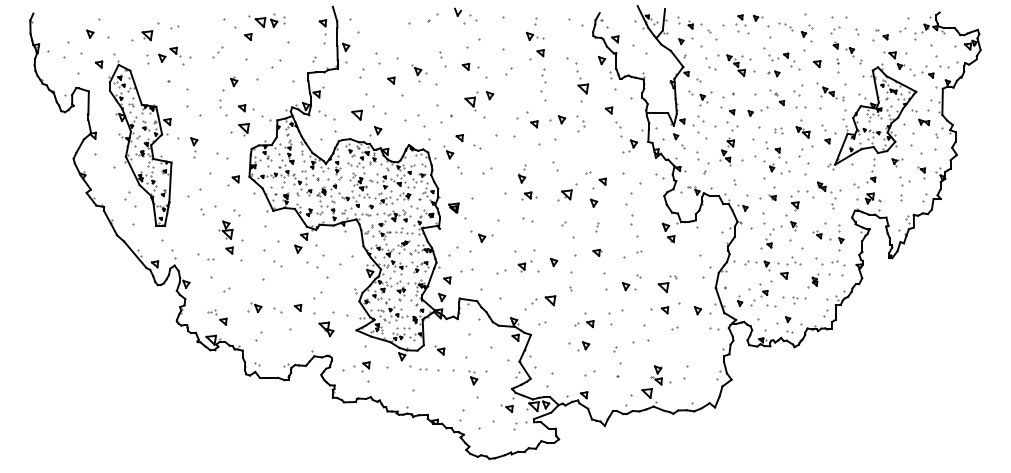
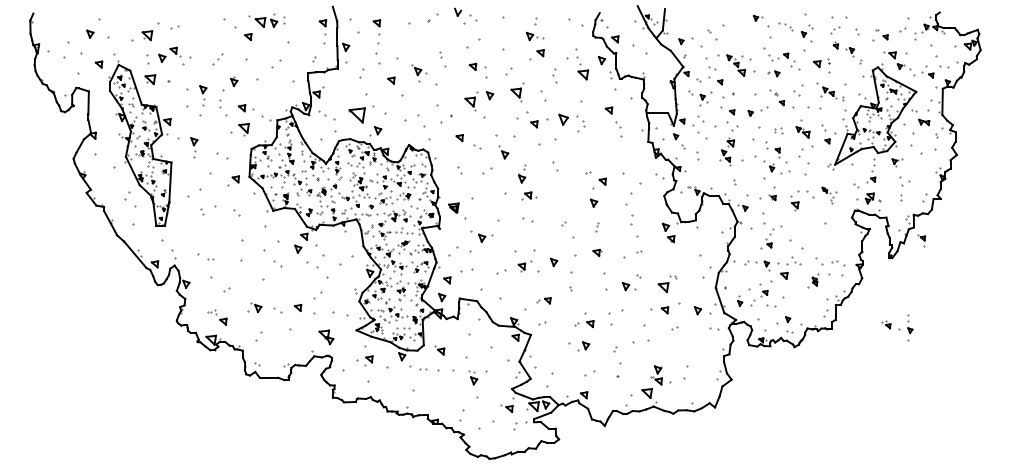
part: present -> none (689, 22)
part: present -> none (742, 24)
part: none -> present (376, 31)
part position: (217, 52) -> (217, 59) (217, 59)
part position: (837, 65) -> (828, 65) (828, 65)
part position: (470, 66) -> (477, 66) (477, 66)
part position: (543, 75) -> (554, 75) (554, 75)
part position: (582, 78) -> (582, 64) (582, 64)
part: none -> present (150, 79)
part: none -> present (715, 80)
part: none -> present (517, 92)
part: none -> present (203, 95)
part size: 12x3 px -> 18x3 px (800, 107)
part size: 12x12 px -> 18x17 px (356, 115)
part size: 18x10 px -> 23x13 px (557, 119)
part: present -> none (630, 146)
part position: (448, 152) -> (503, 152) (503, 152)
part: present -> none (706, 168)
part position: (921, 172) -> (921, 240) (921, 240)
part: present -> none (567, 192)
part size: 25x29 px -> 17x19 px (829, 195)
part: present -> none (791, 222)
part: present -> none (225, 237)
part position: (828, 237) -> (897, 327) (897, 327)
part size: 26x12 px -> 16x8 px (543, 300)
part: present -> none (799, 300)
part position: (326, 329) -> (326, 337) (326, 337)
part position: (361, 366) -> (364, 360) (364, 360)
